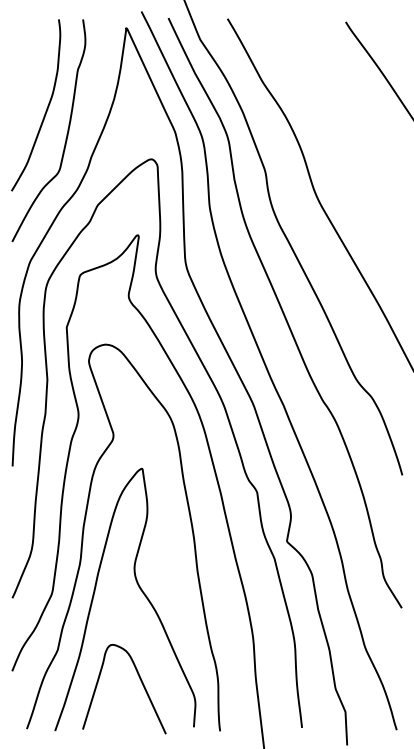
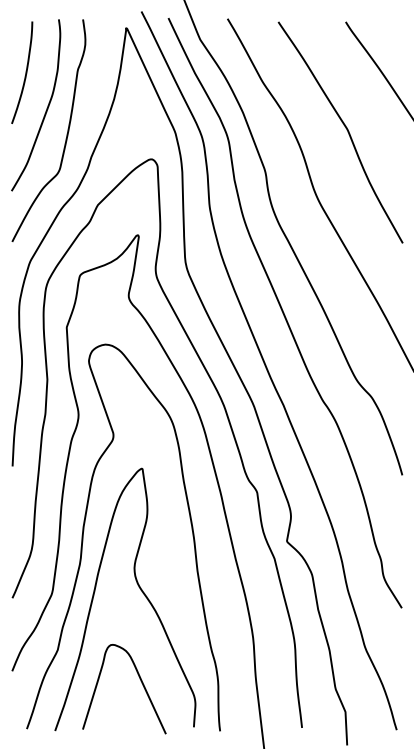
curve: none -> present (25, 72)
curve: none -> present (346, 130)
